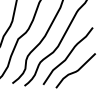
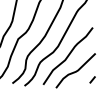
line: none -> present (92, 79)
